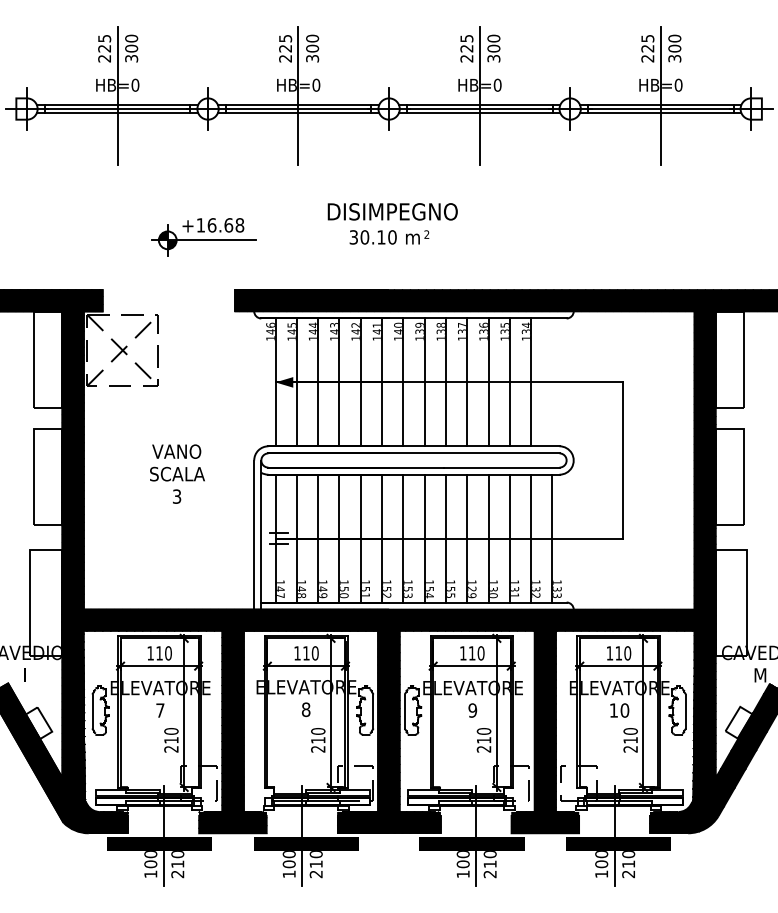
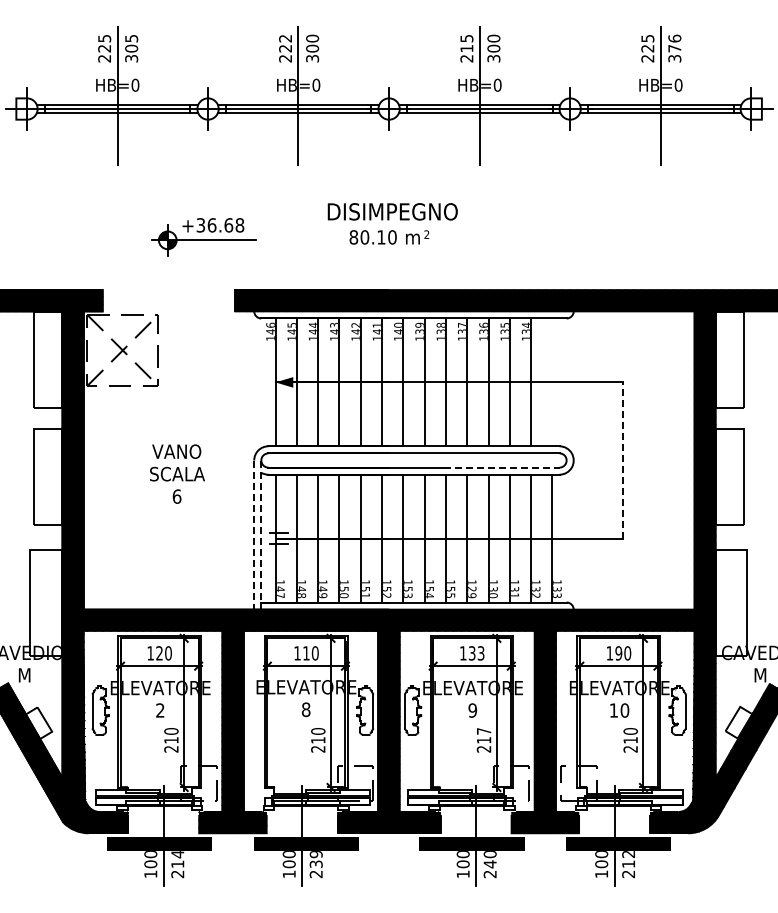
text: 300 -> 305 (131, 38)
text: 225 -> 222 (285, 38)
text: 300 -> 376 (674, 43)
text: 225 -> 215 (466, 48)
text: +16.68 -> +36.68 (200, 225)
text: 30.10 -> 80.10 (353, 237)
line: solid -> dashed (623, 460)
line: solid -> dashed (501, 467)
text: 3 -> 6 (176, 496)
line: solid -> dashed (254, 535)
line: solid -> dashed (261, 535)
text: 110 -> 120 (159, 653)
text: 110 -> 133 (476, 653)
text: 110 -> 190 (618, 653)
text: I -> M (24, 675)
text: 7 -> 2 (160, 710)
text: 210 -> 217 (483, 731)
text: 210 -> 214 (177, 854)
text: 210 -> 212 (628, 854)
text: 210 -> 239 (315, 859)
text: 210 -> 240 (489, 864)
